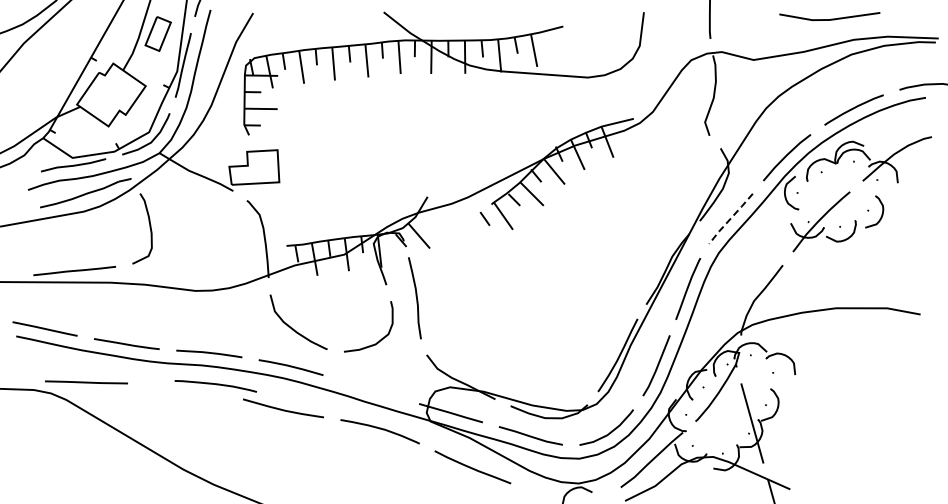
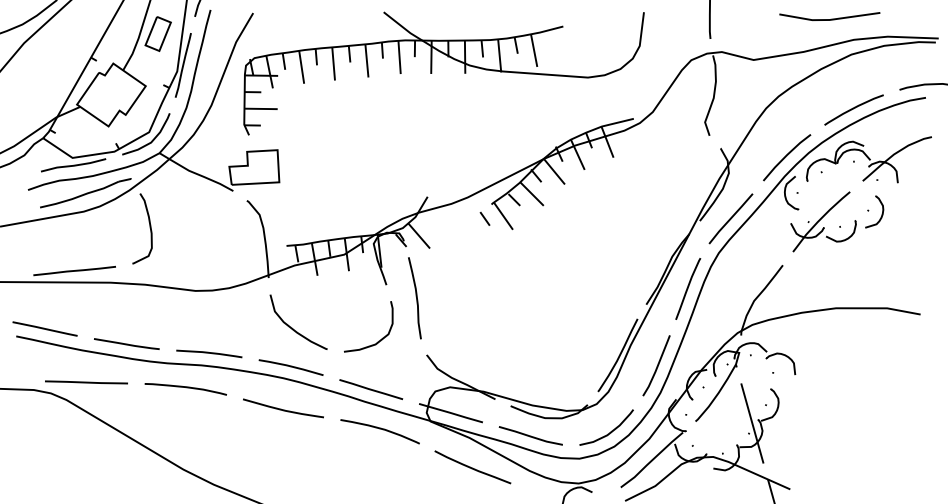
line: dashed -> solid (730, 219)
curve position: (216, 385) -> (186, 388) (186, 388)
line: none -> present (371, 389)
